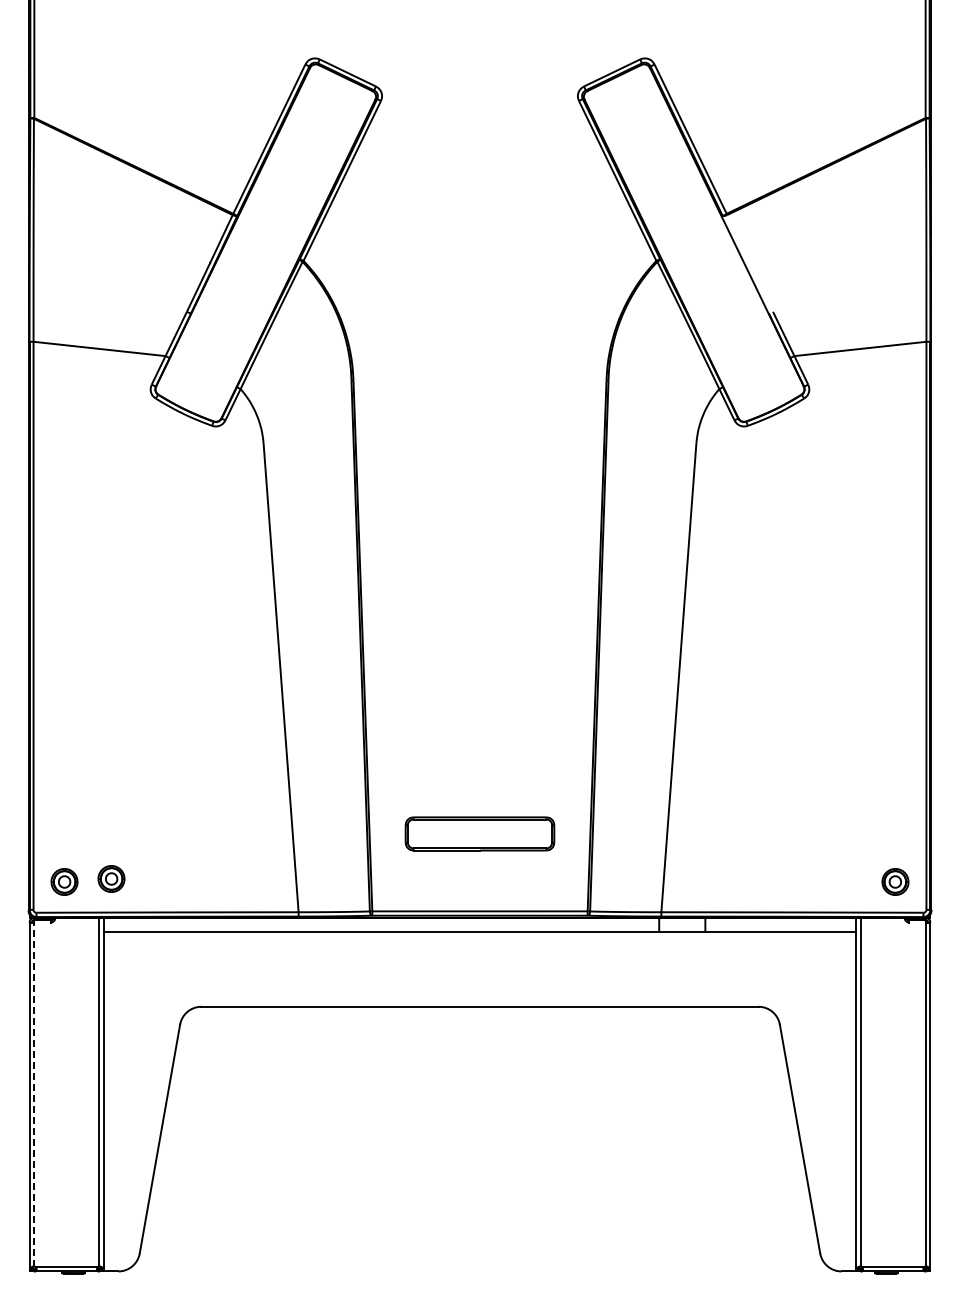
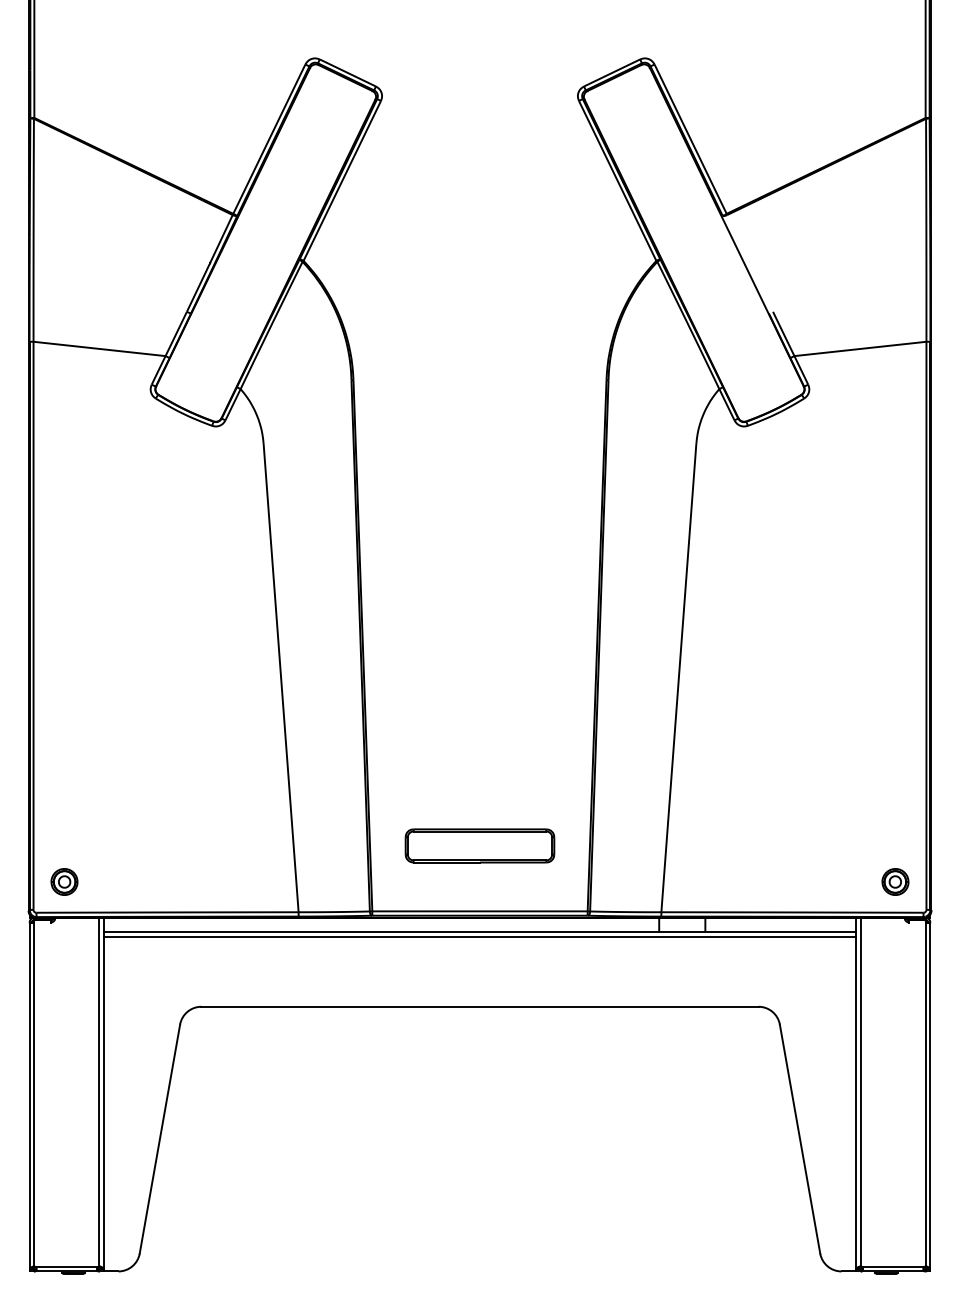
part position: (479, 833) -> (479, 845) (479, 845)
part: present -> none (111, 878)
line: none -> present (479, 936)
line: dashed -> solid (34, 1094)
